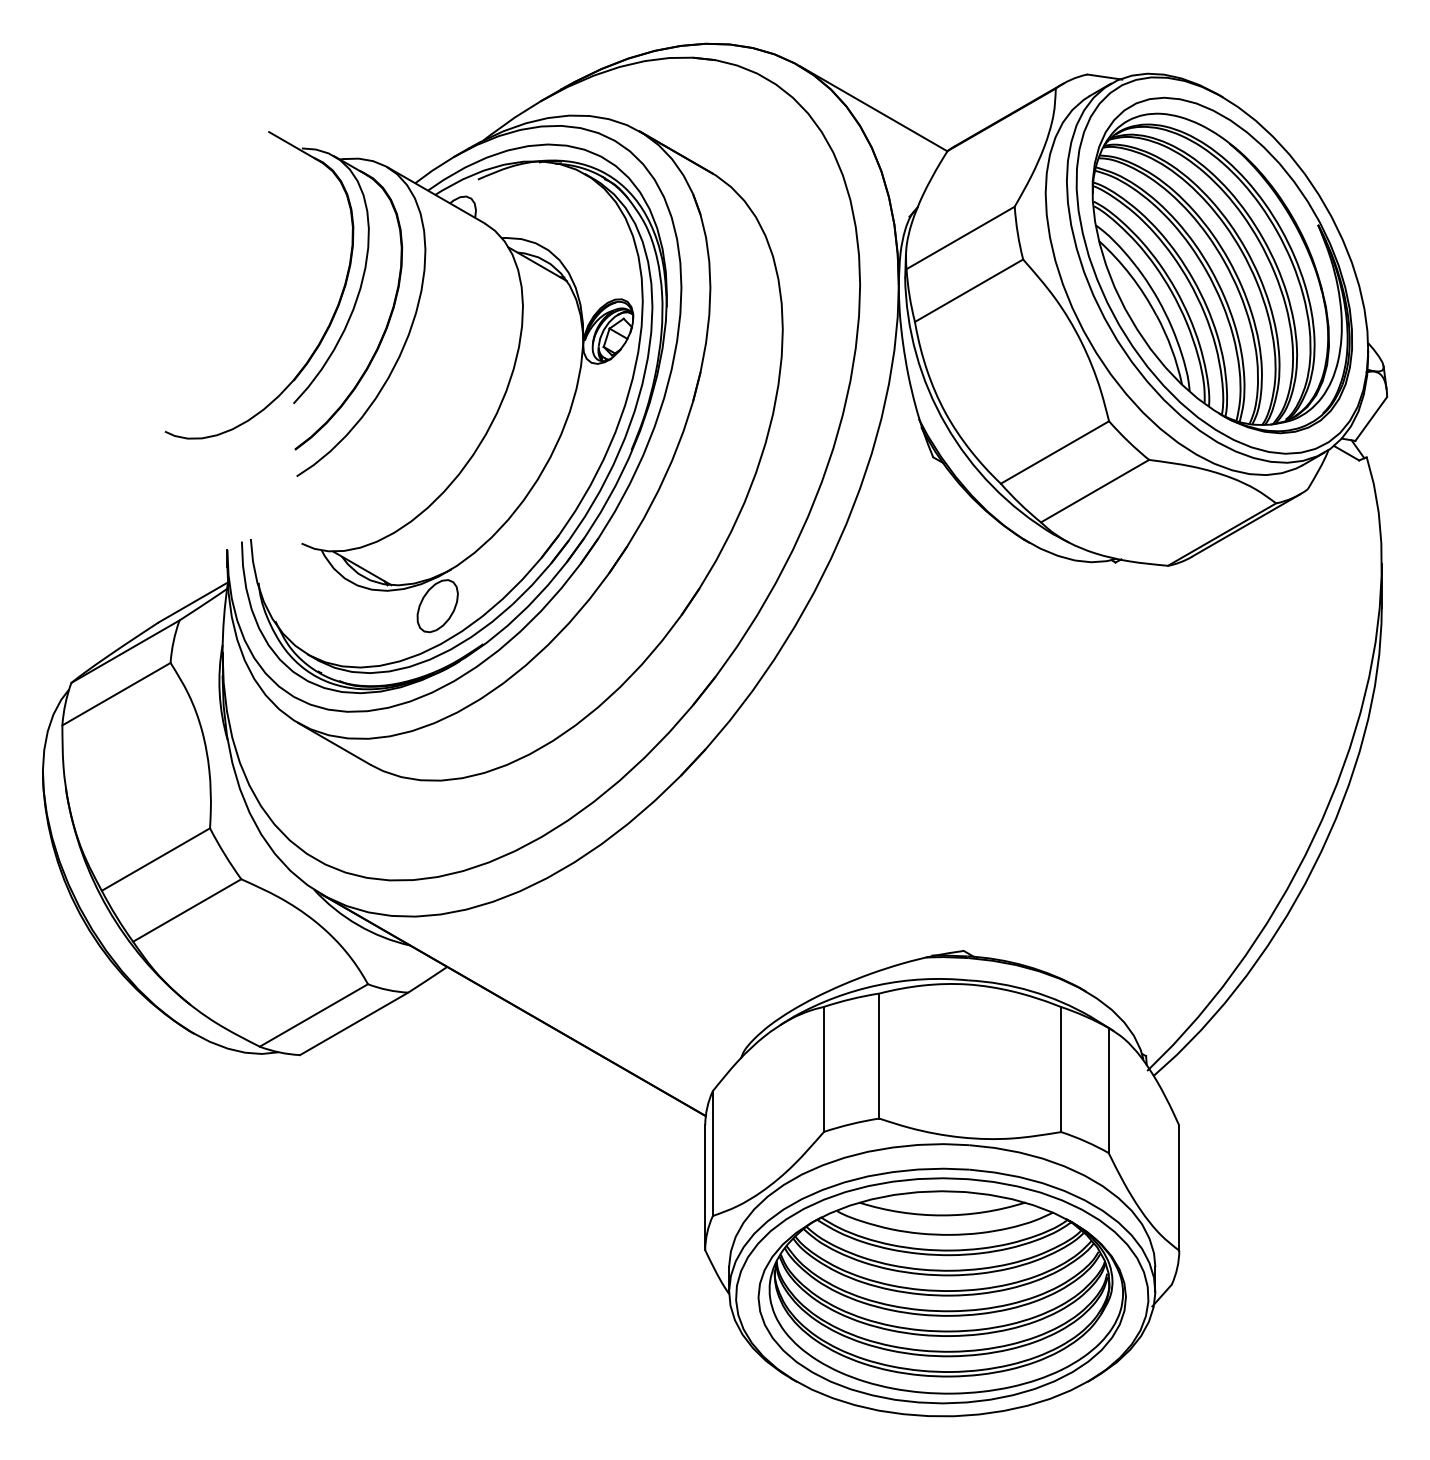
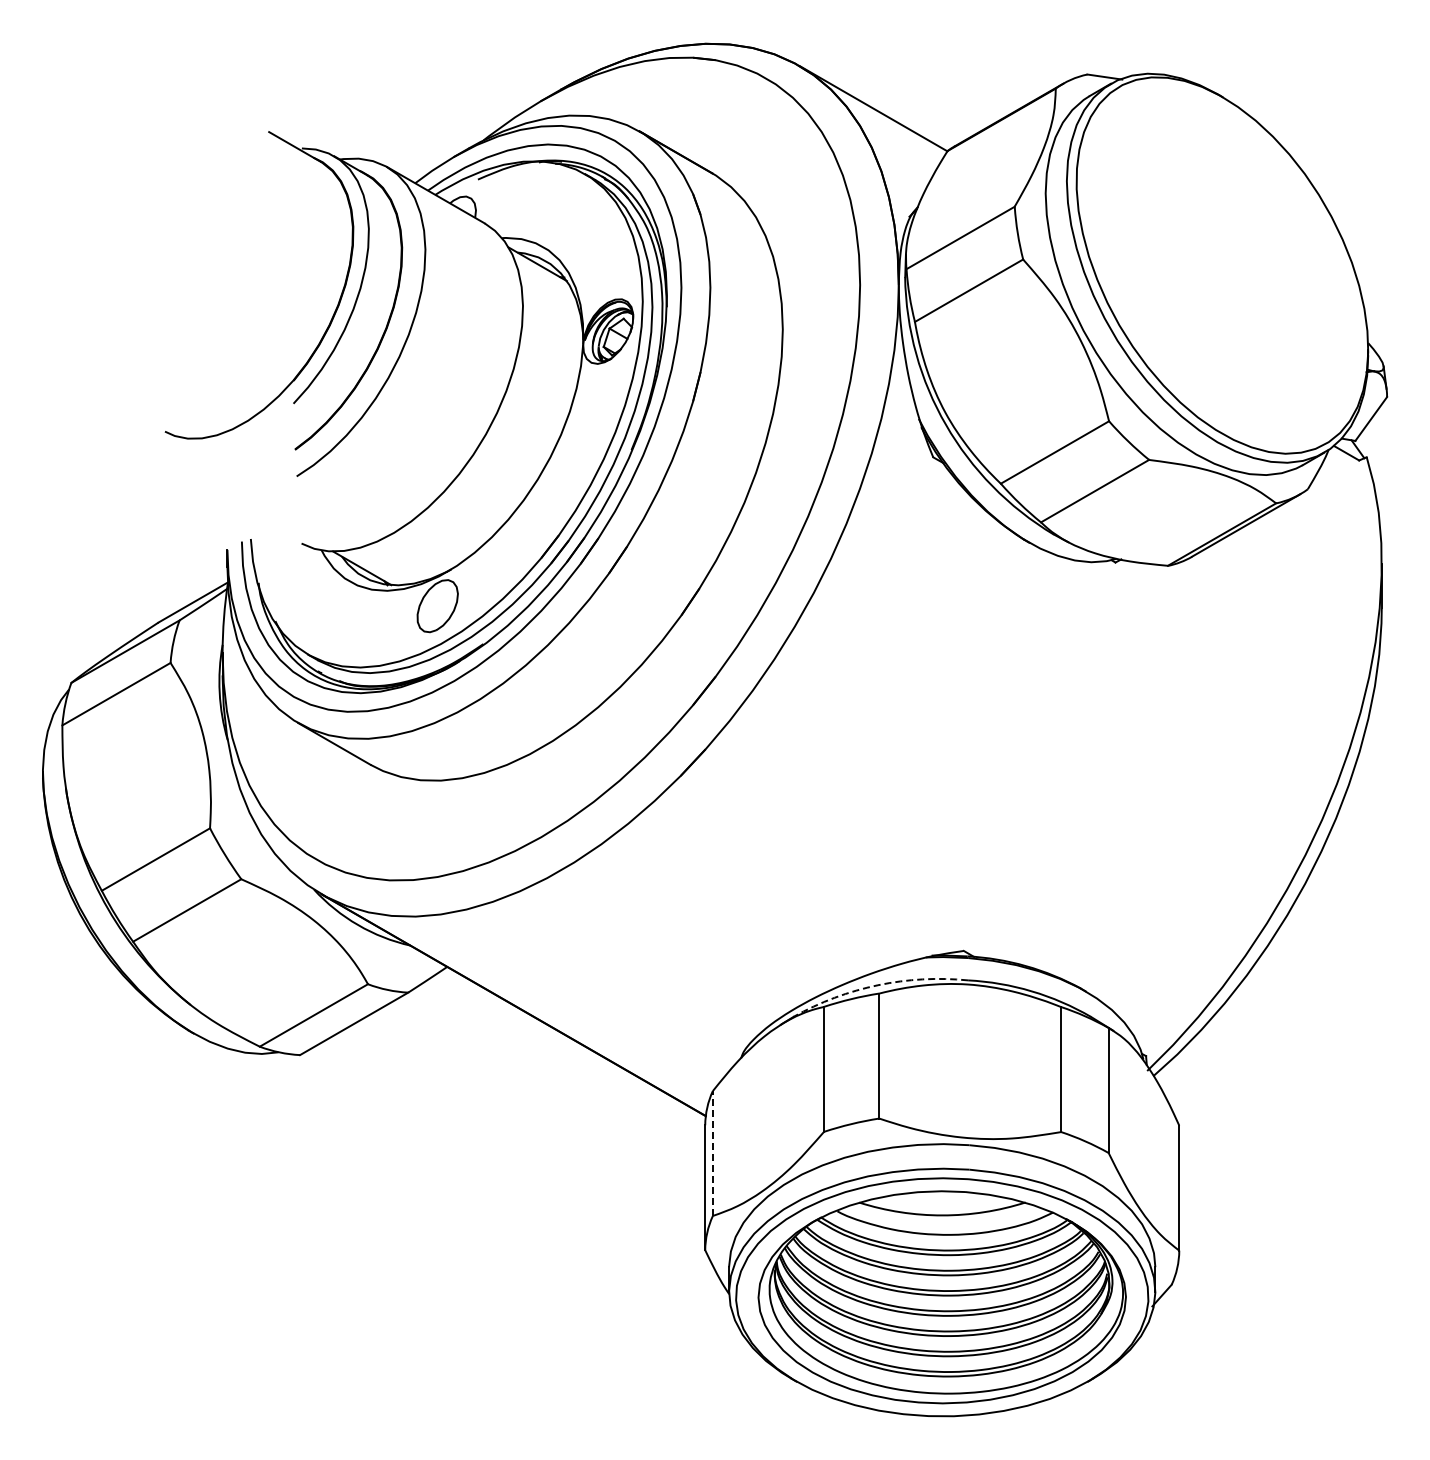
part: present -> none (1221, 265)
arc: solid -> dashed (878, 985)
line: solid -> dashed (712, 1153)
